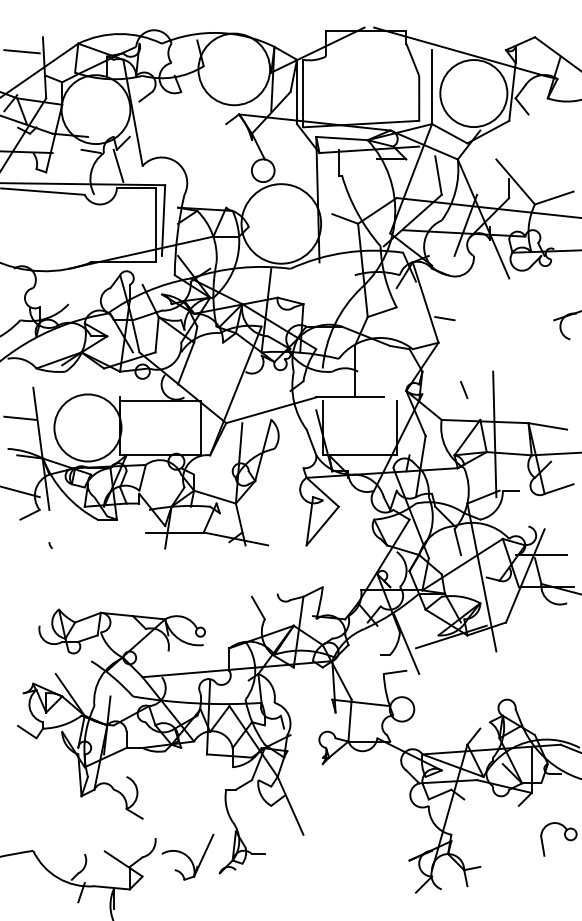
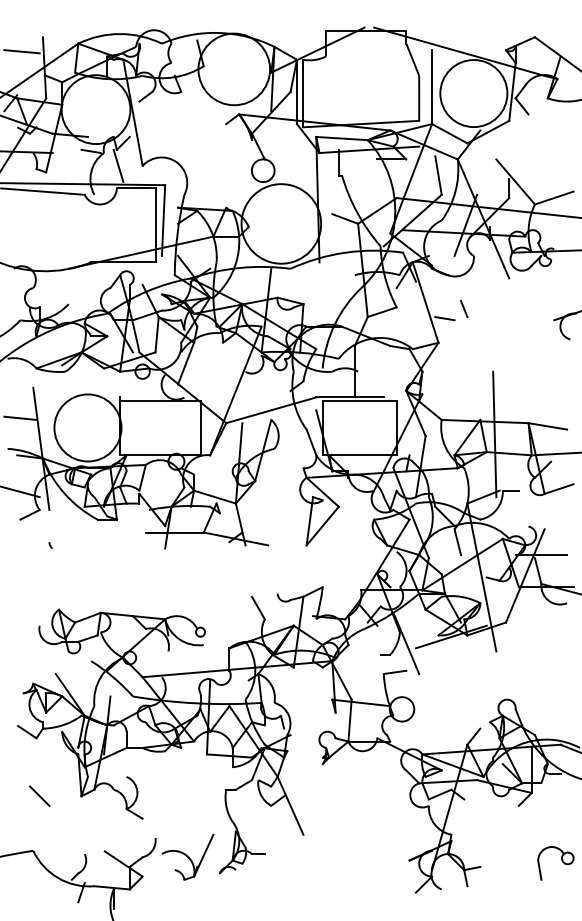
line position: (464, 389) -> (464, 308) (464, 308)
line: none -> present (359, 400)
line: none -> present (39, 795)
part position: (564, 837) -> (561, 861) (561, 861)
